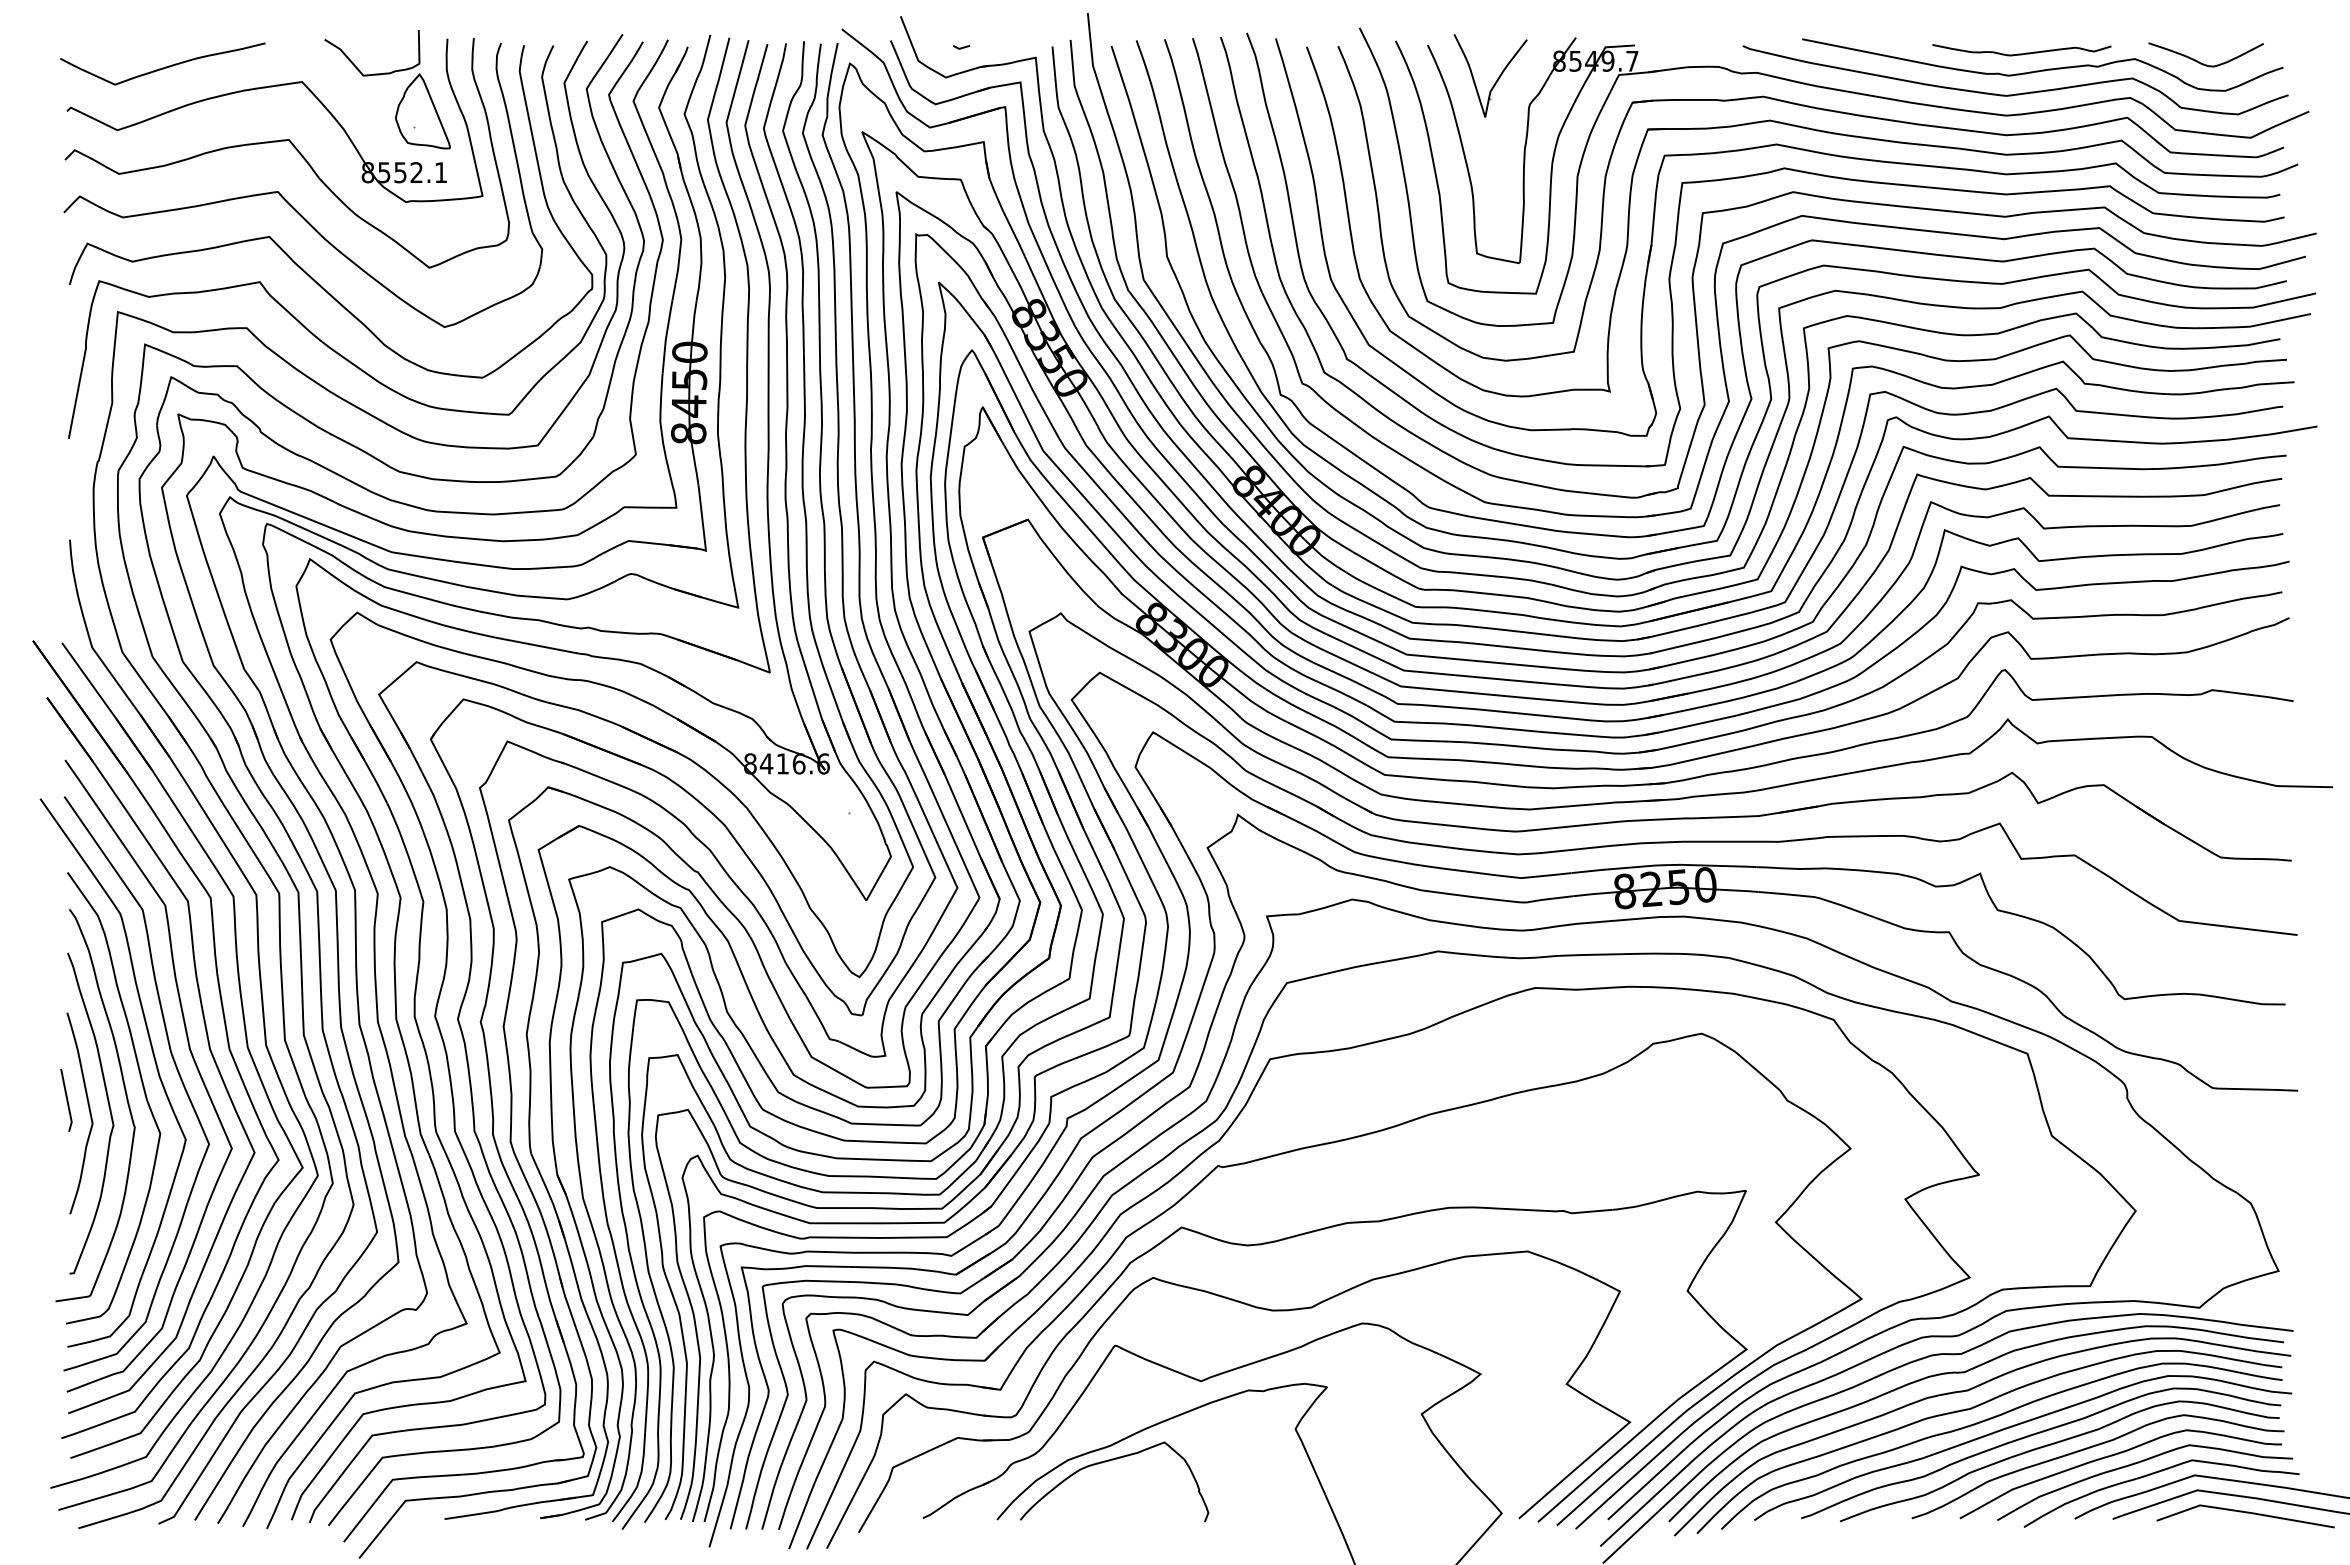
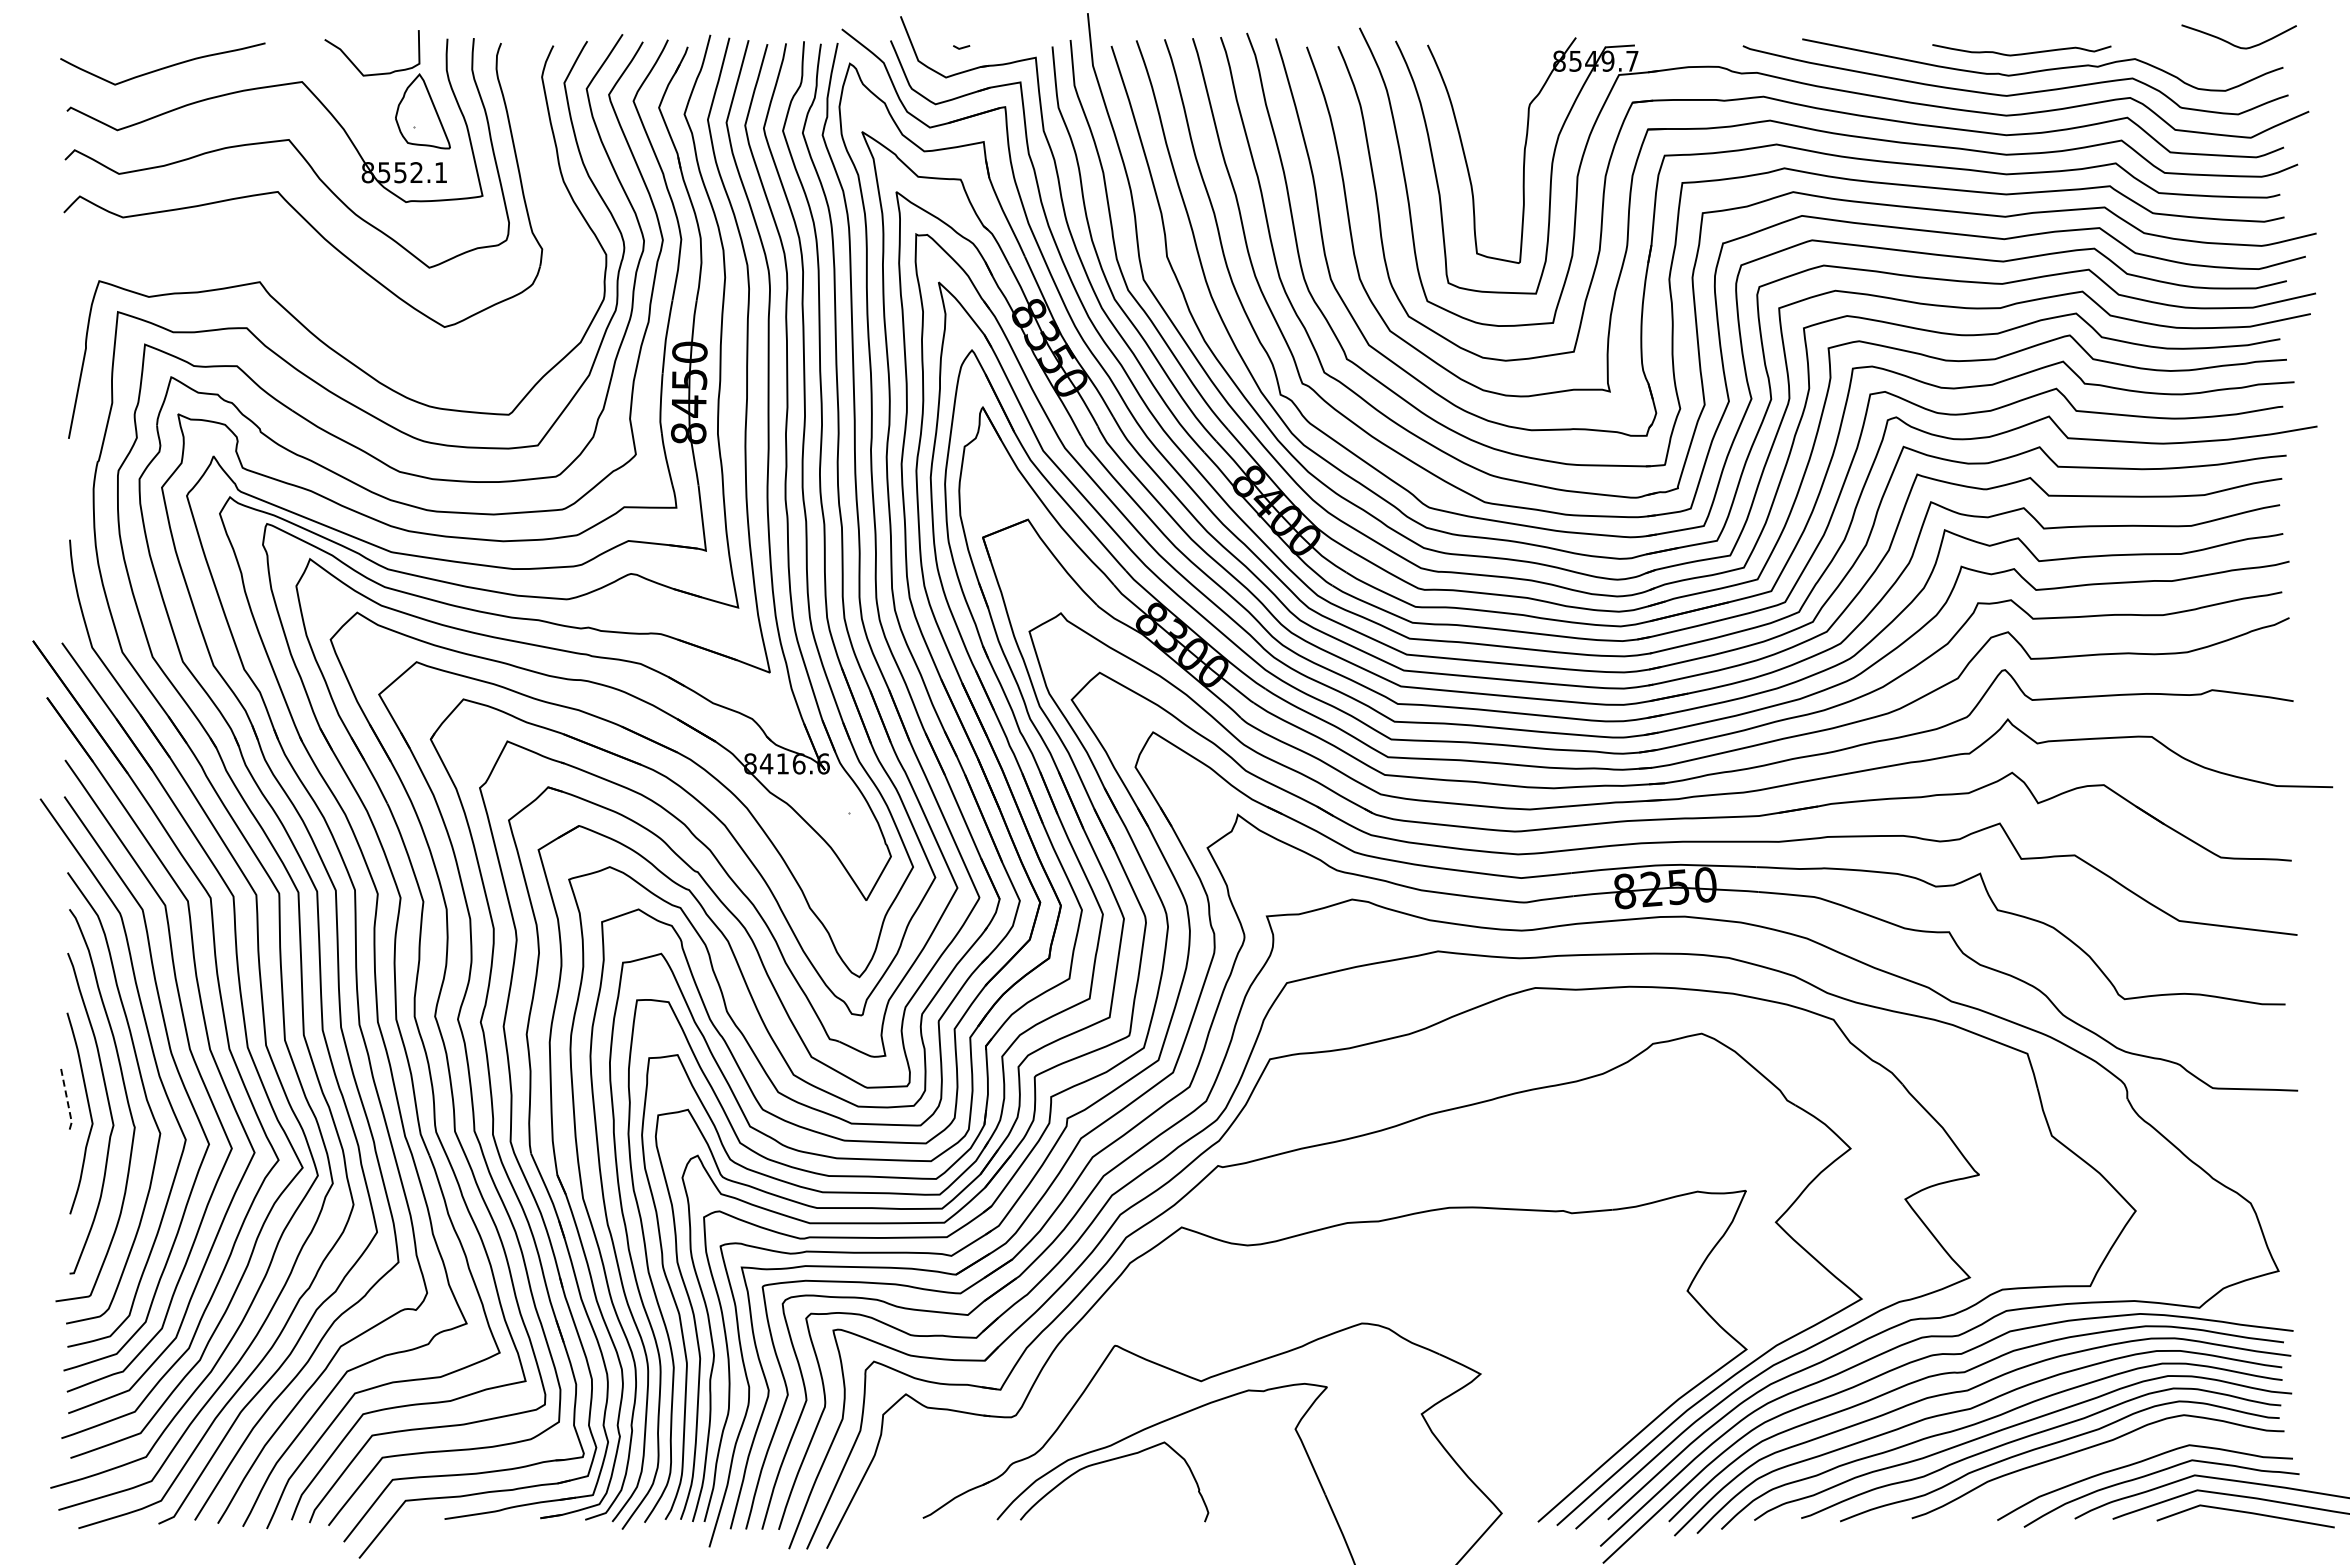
curve position: (2201, 62) -> (2234, 44) (2234, 44)
part: present -> none (1497, 78)
curve: present -> none (288, 254)
line: solid -> dashed (67, 1100)
part: present -> none (1260, 1309)
curve: present -> none (2115, 1455)
